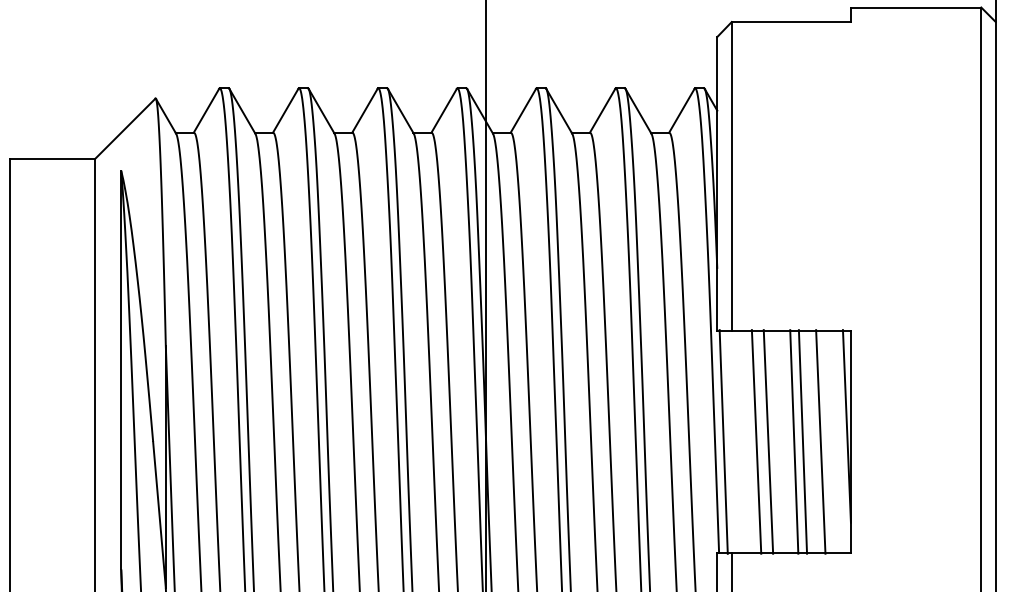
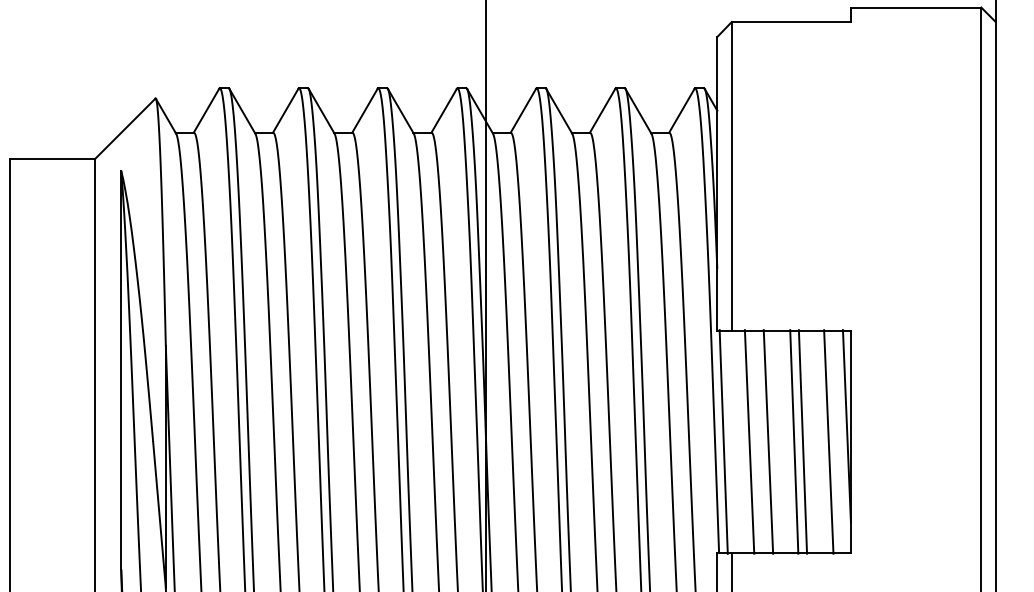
line position: (756, 441) -> (749, 441) (749, 441)
line position: (820, 441) -> (828, 441) (828, 441)
